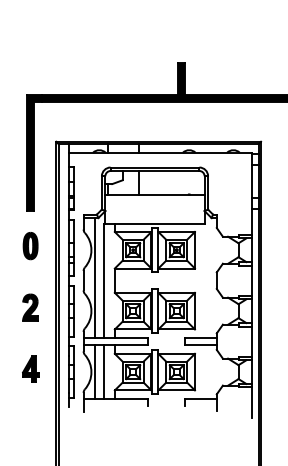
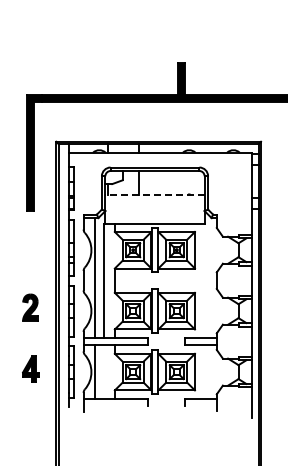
line: solid -> dashed (155, 194)
part: present -> none (30, 246)
line: present -> none (103, 372)
